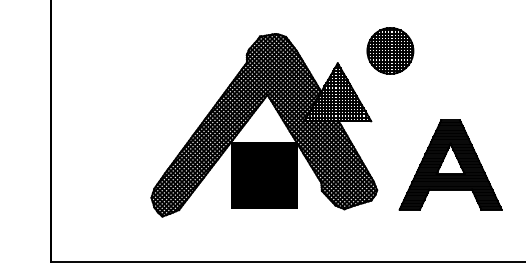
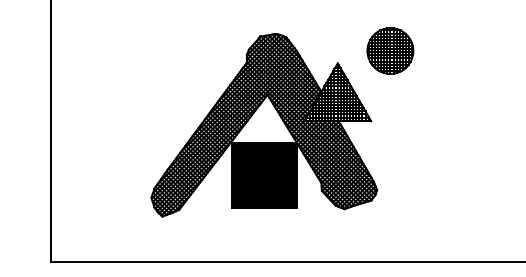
part: present -> none (450, 164)
